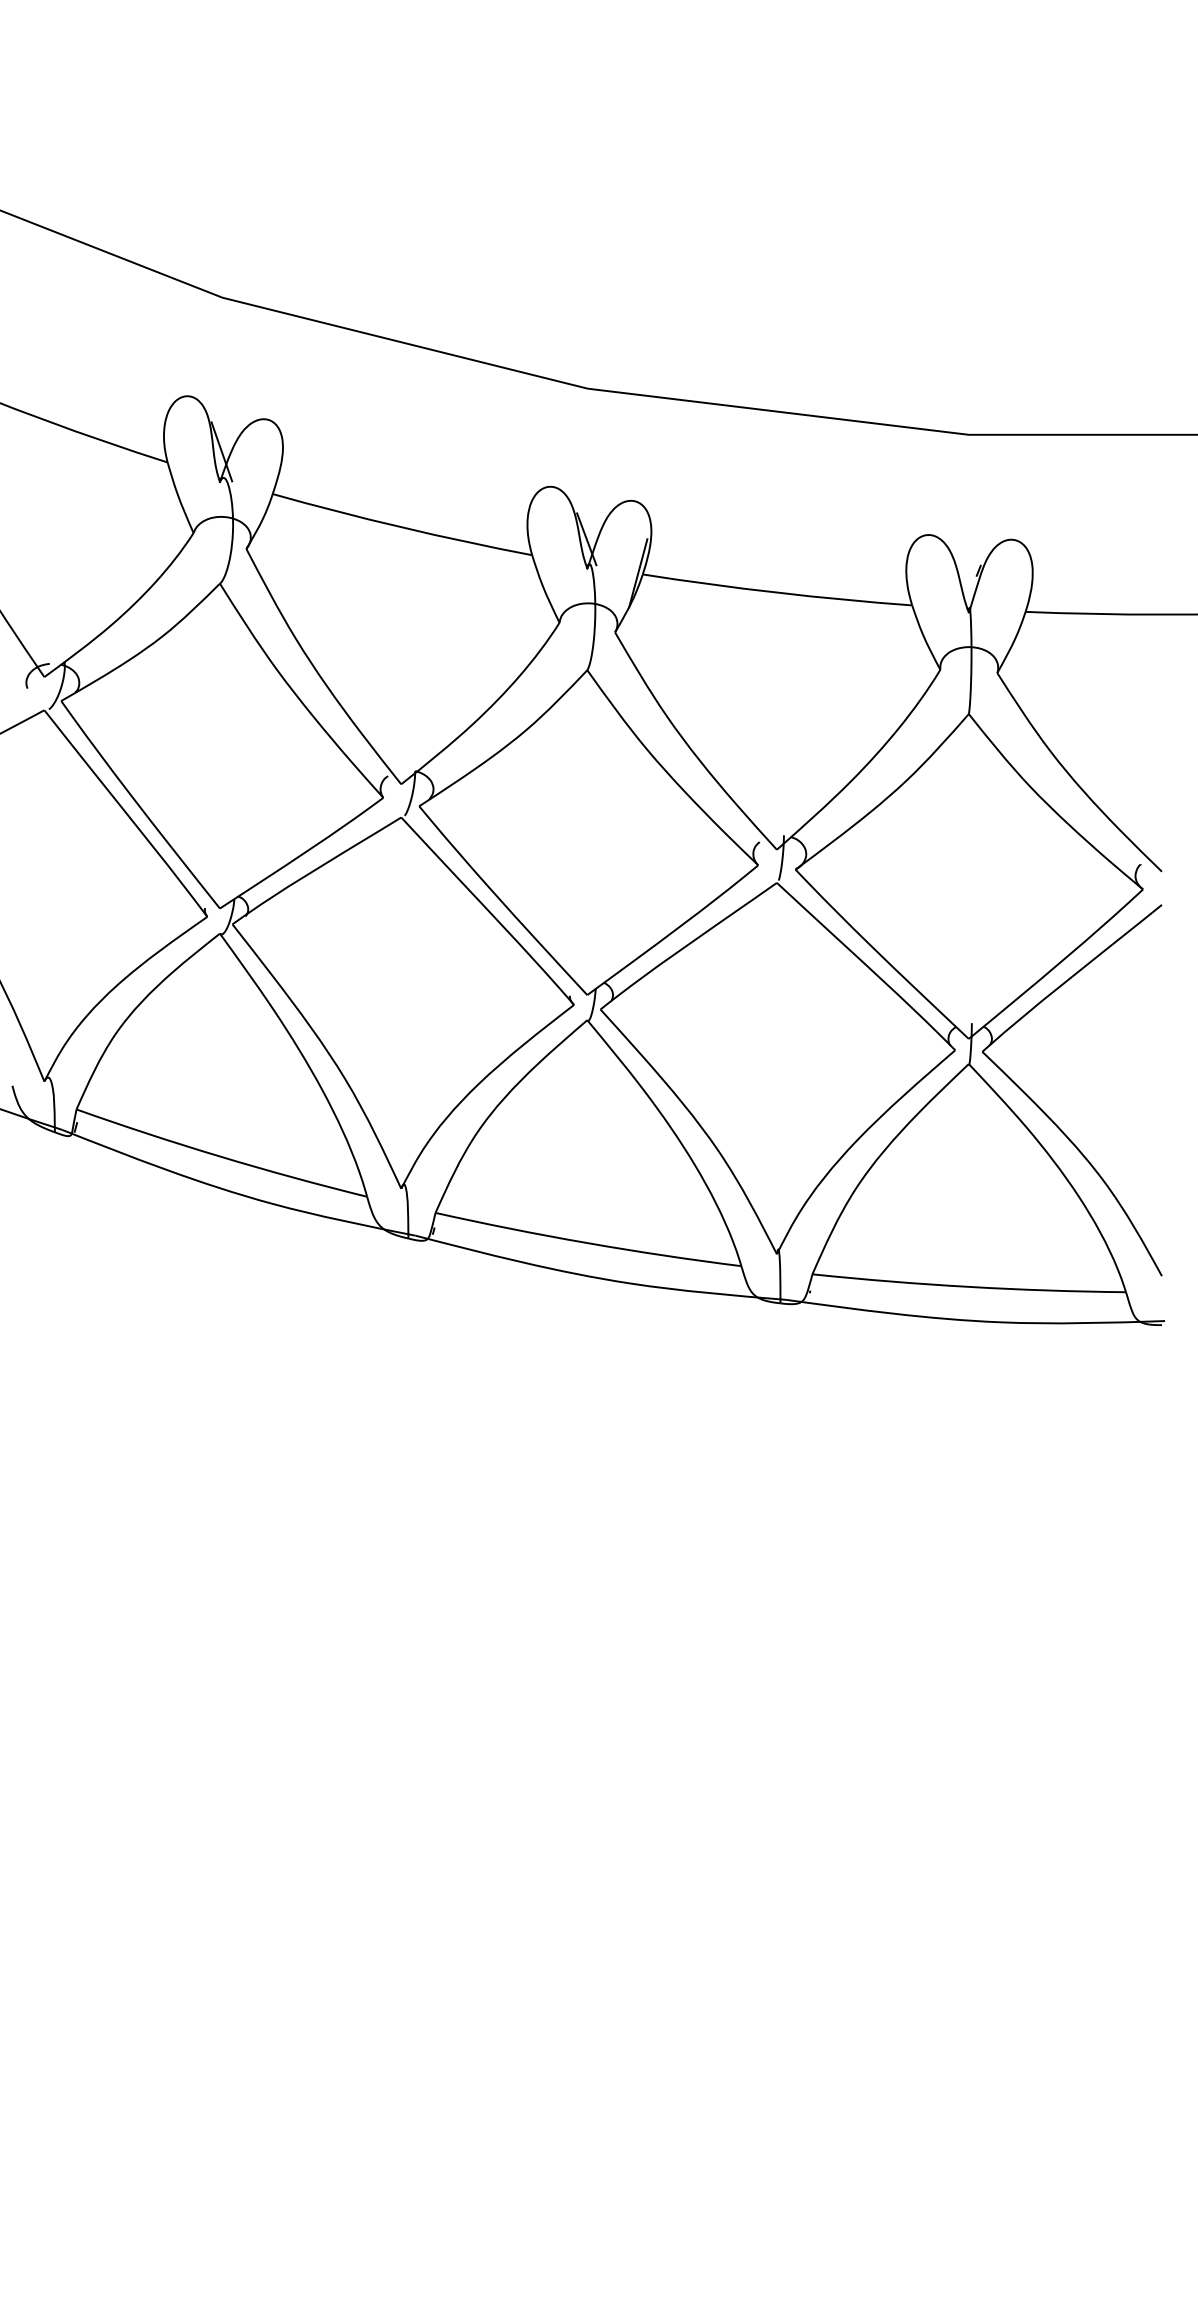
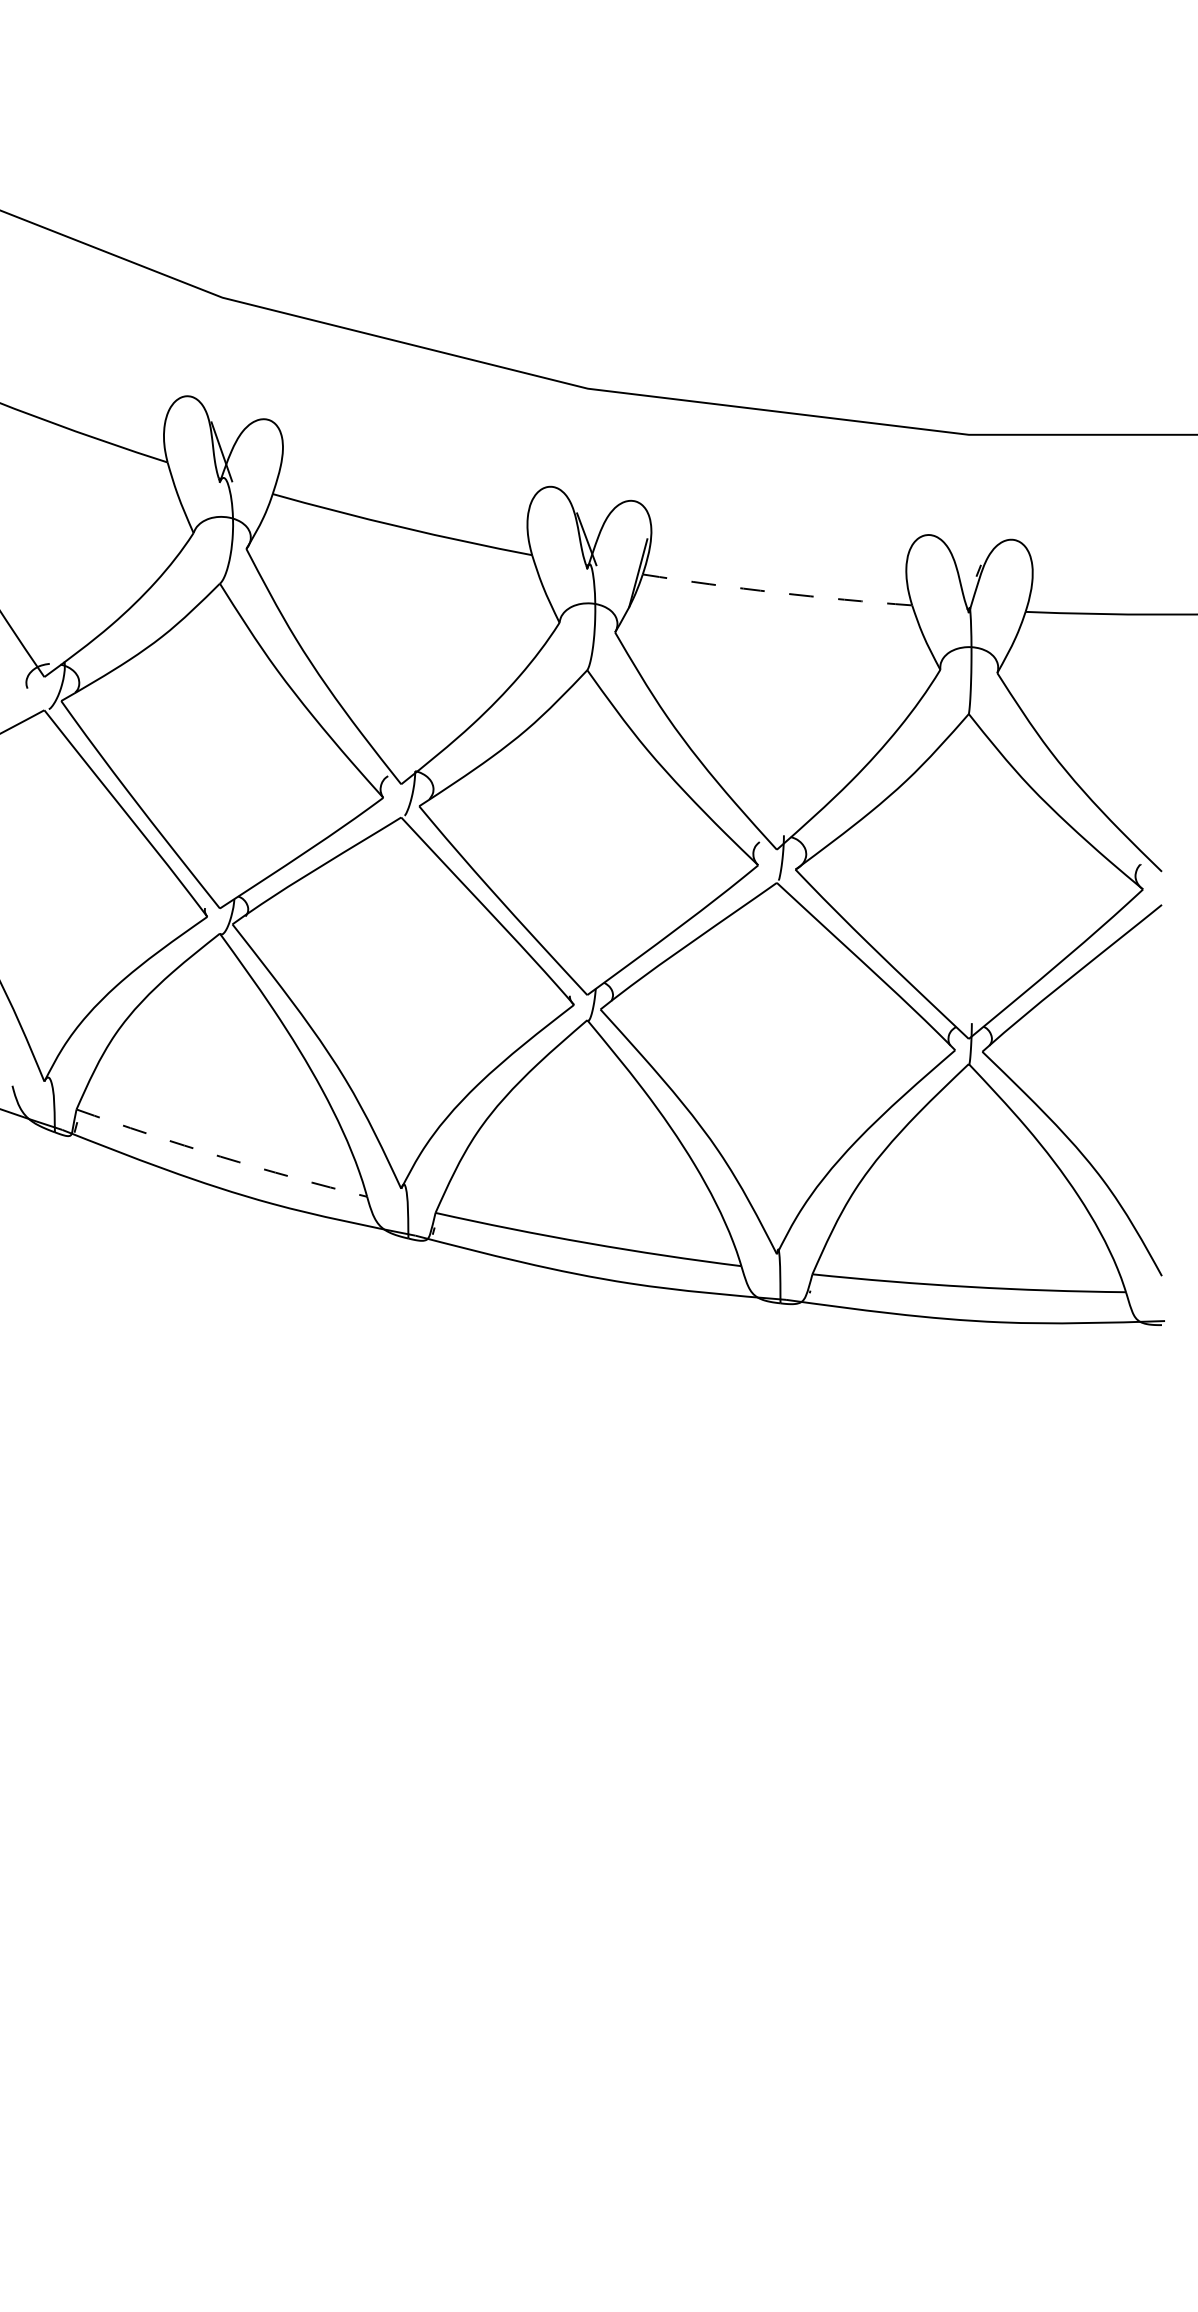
arc: solid -> dashed (777, 592)
arc: solid -> dashed (220, 1156)
